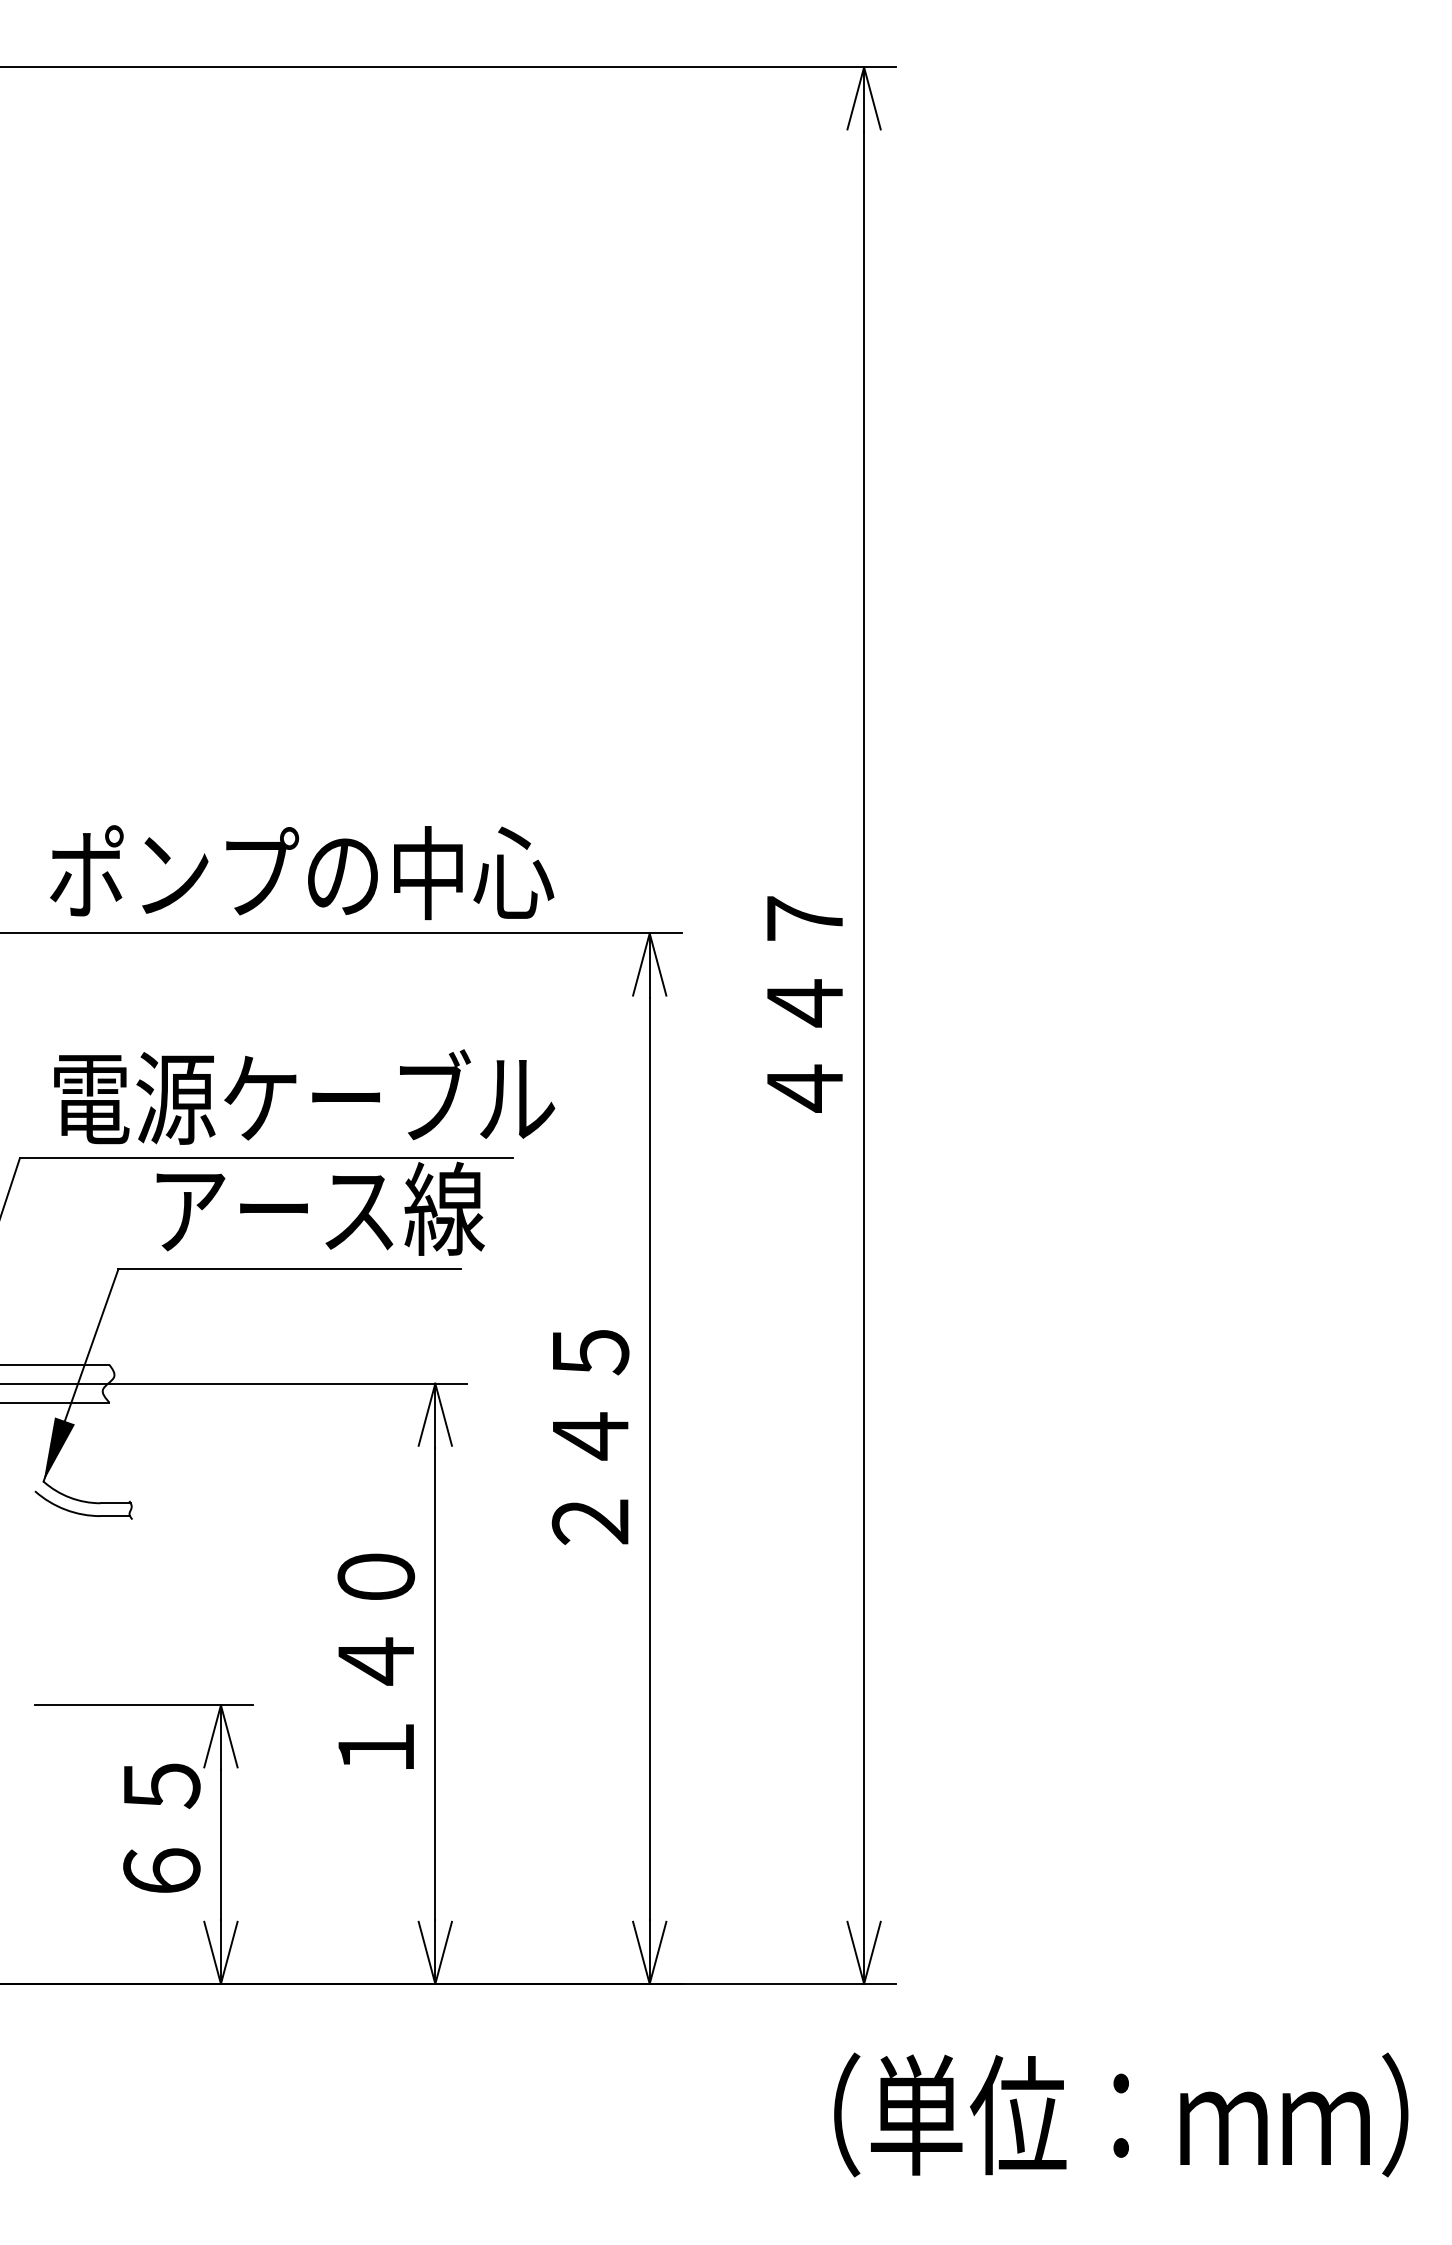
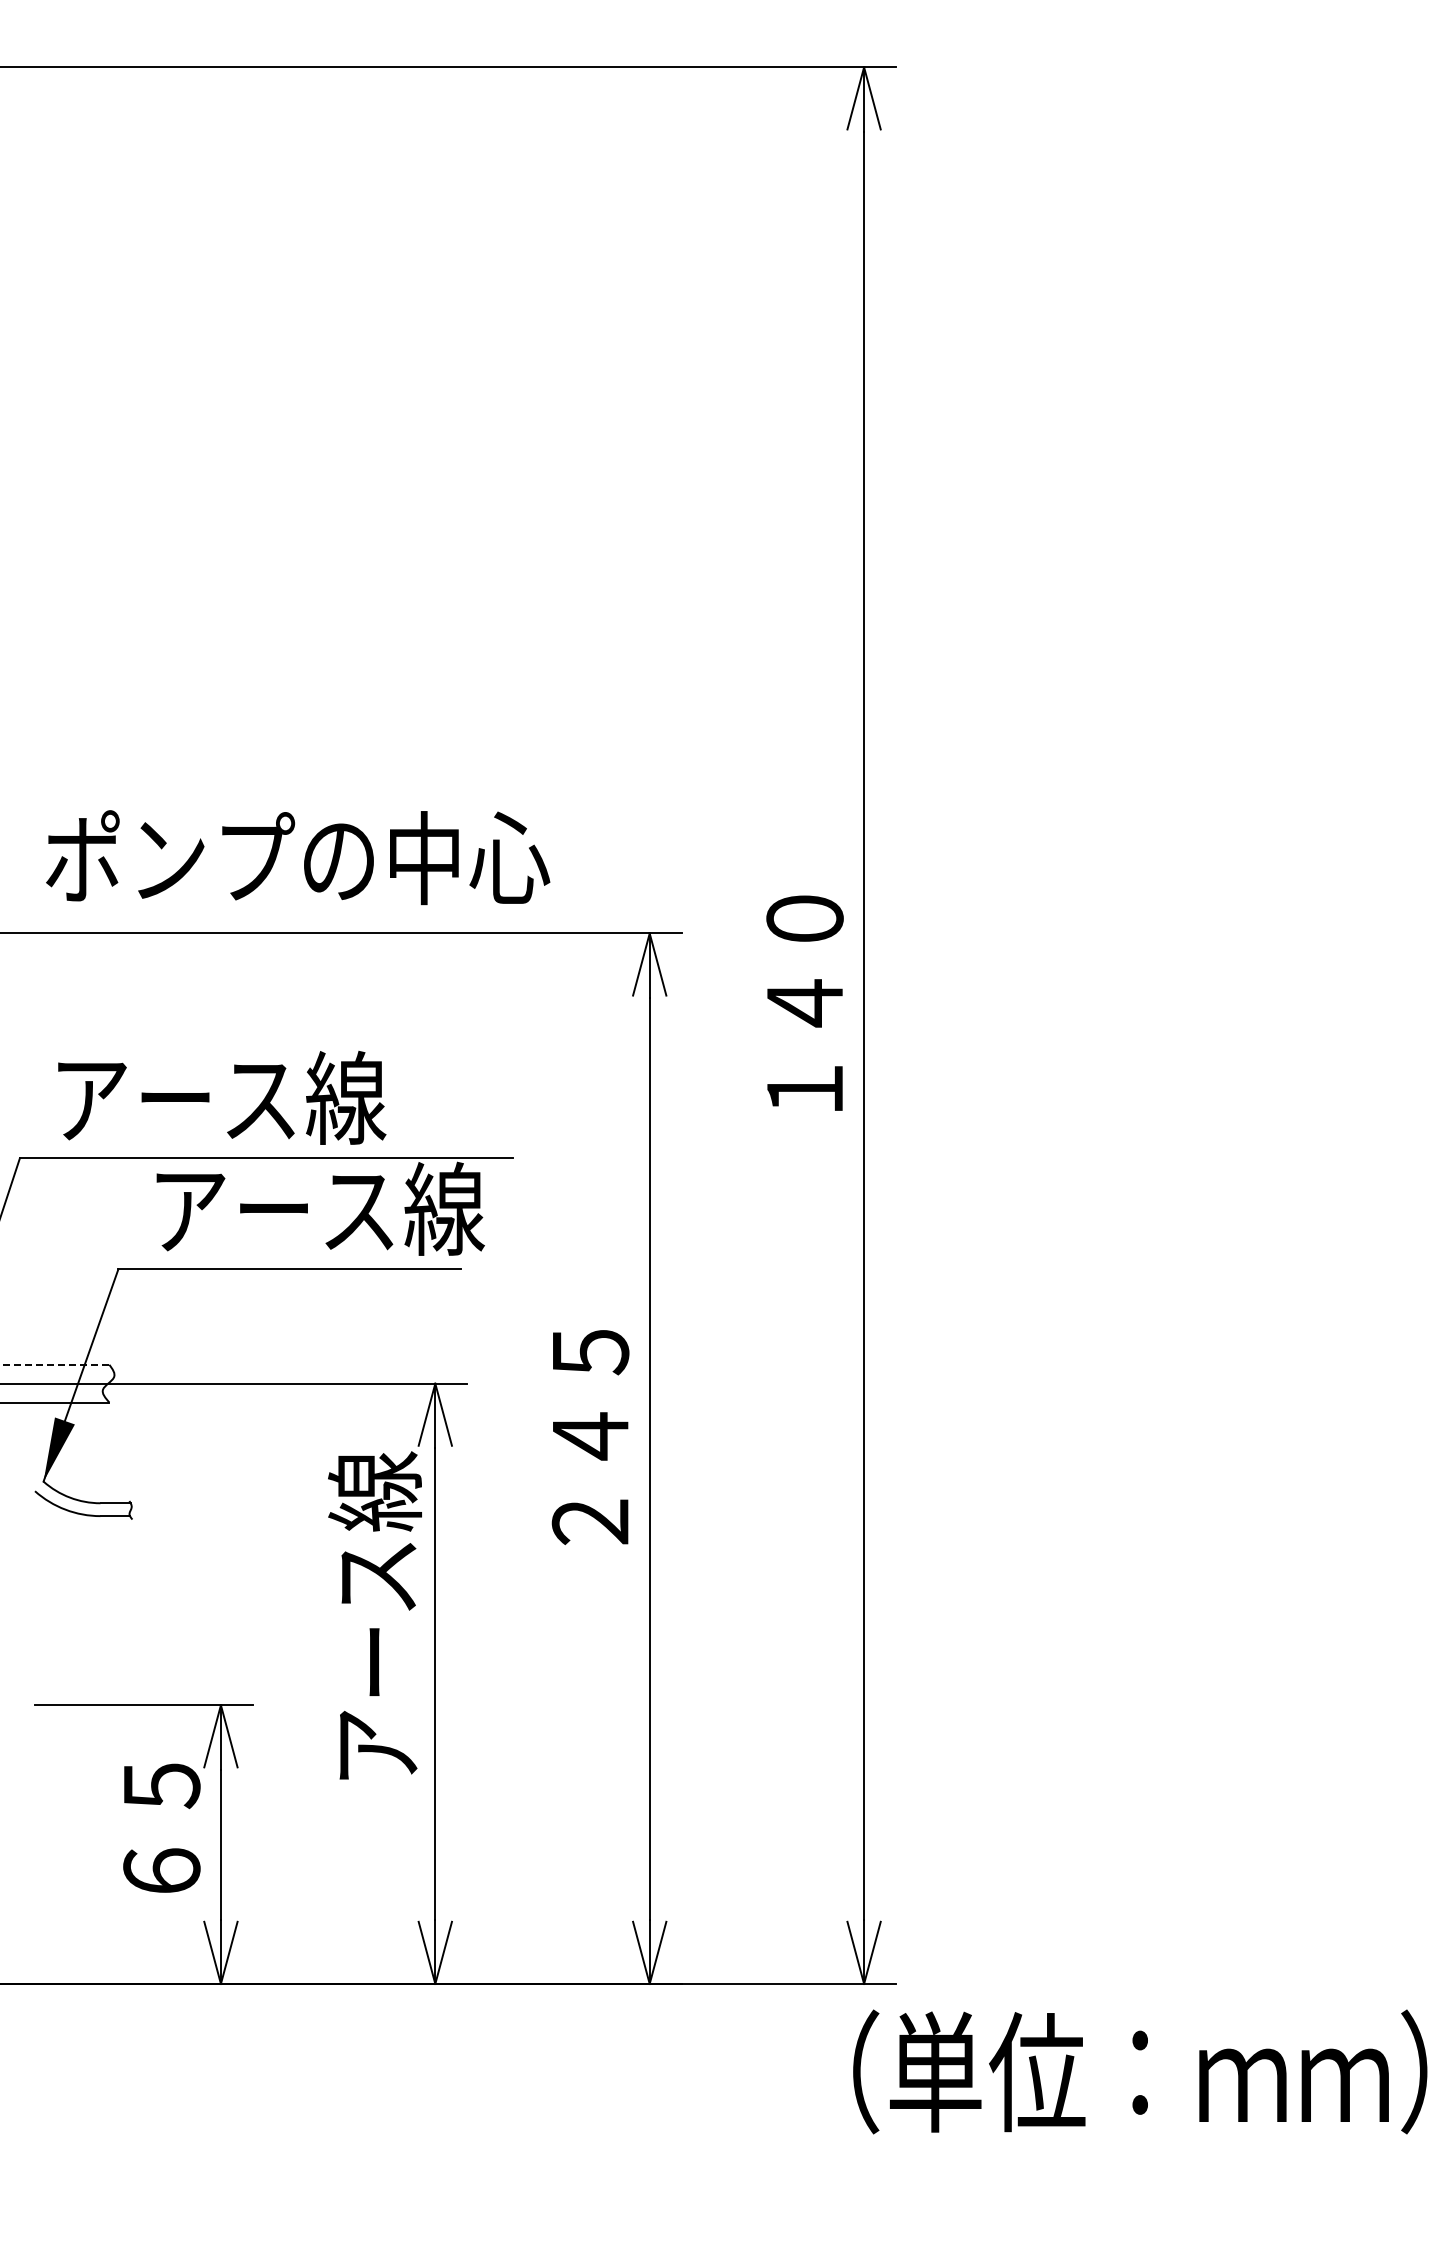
text position: (302, 872) -> (298, 857) (298, 857)
text: ４４７ -> １４０ (804, 1003)
text: 電源ケーブル -> アース線 (304, 1096)
line: solid -> dashed (54, 1364)
text: １４０ -> アース線 (374, 1615)
text position: (1121, 2114) -> (1140, 2071) (1140, 2071)
